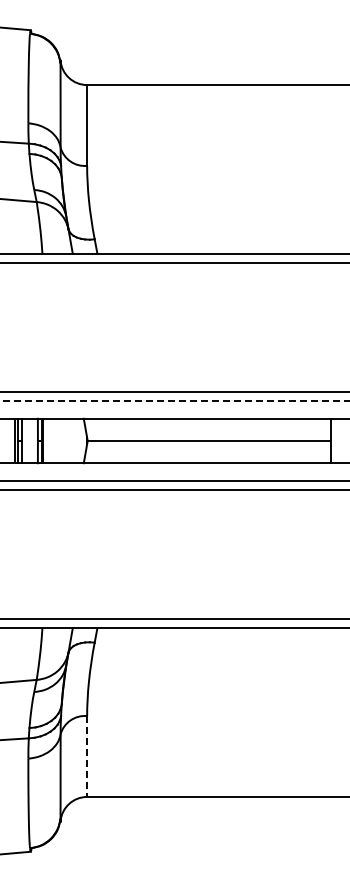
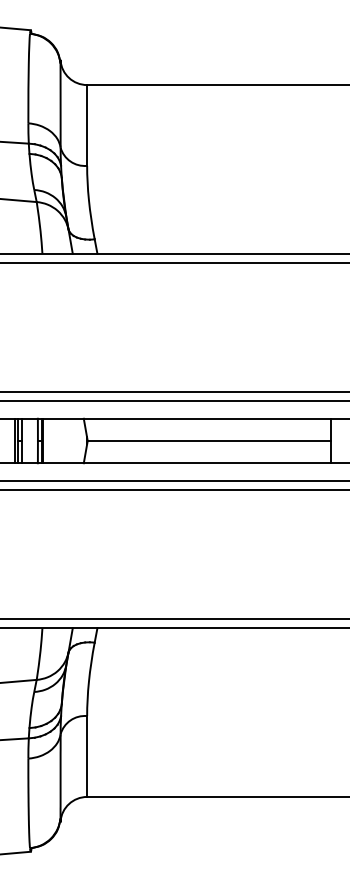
line: dashed -> solid (174, 400)
line: dashed -> solid (87, 757)
